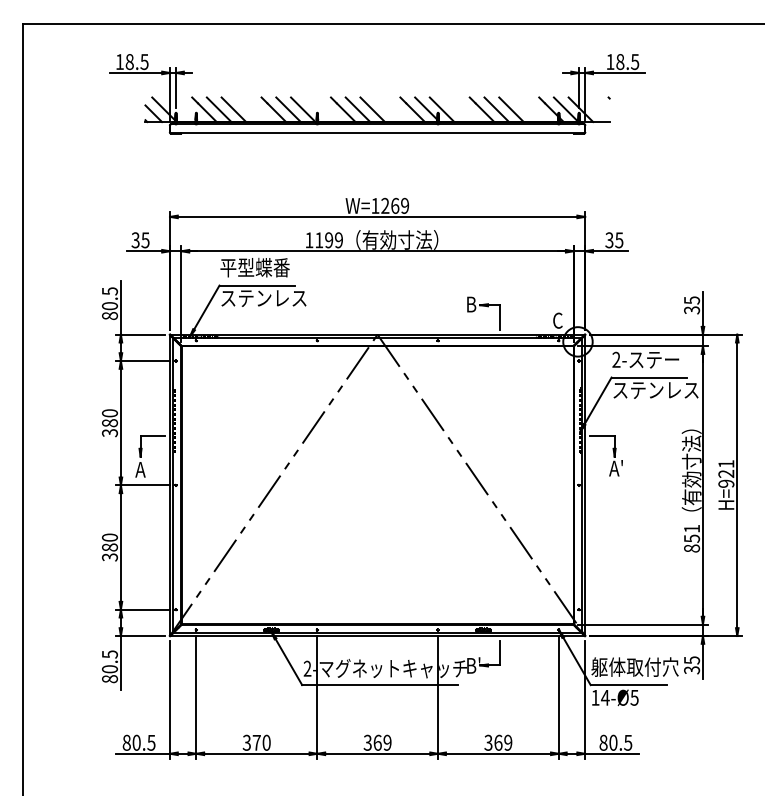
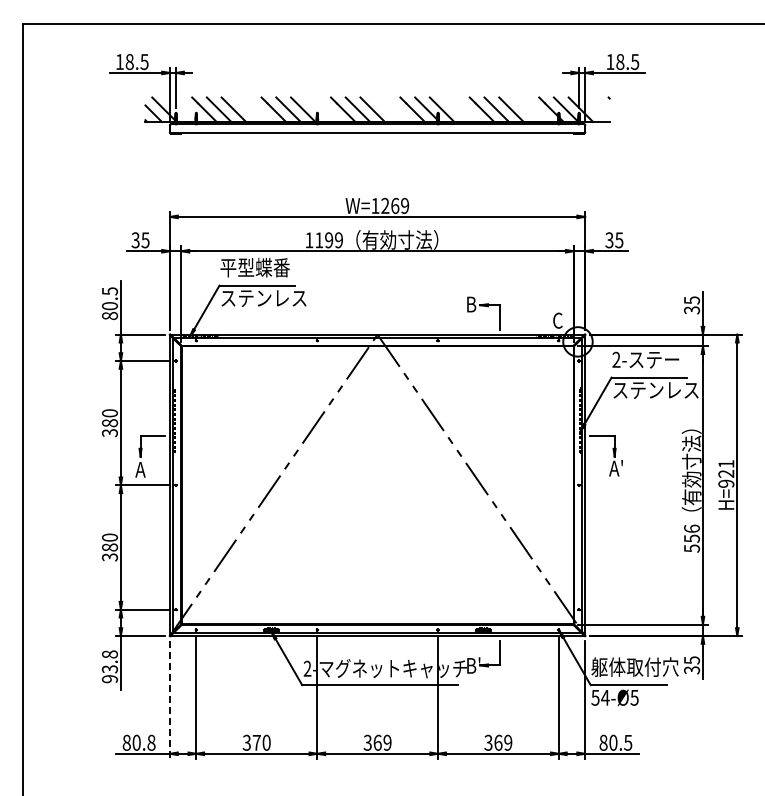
text: 851 -> 556 (692, 538)
text: 80.5 -> 93.8 (109, 666)
text: 14-Ø5 -> 54-Ø5 (595, 697)
line: solid -> dashed (170, 700)
text: 80.5 -> 80.8 (151, 742)
